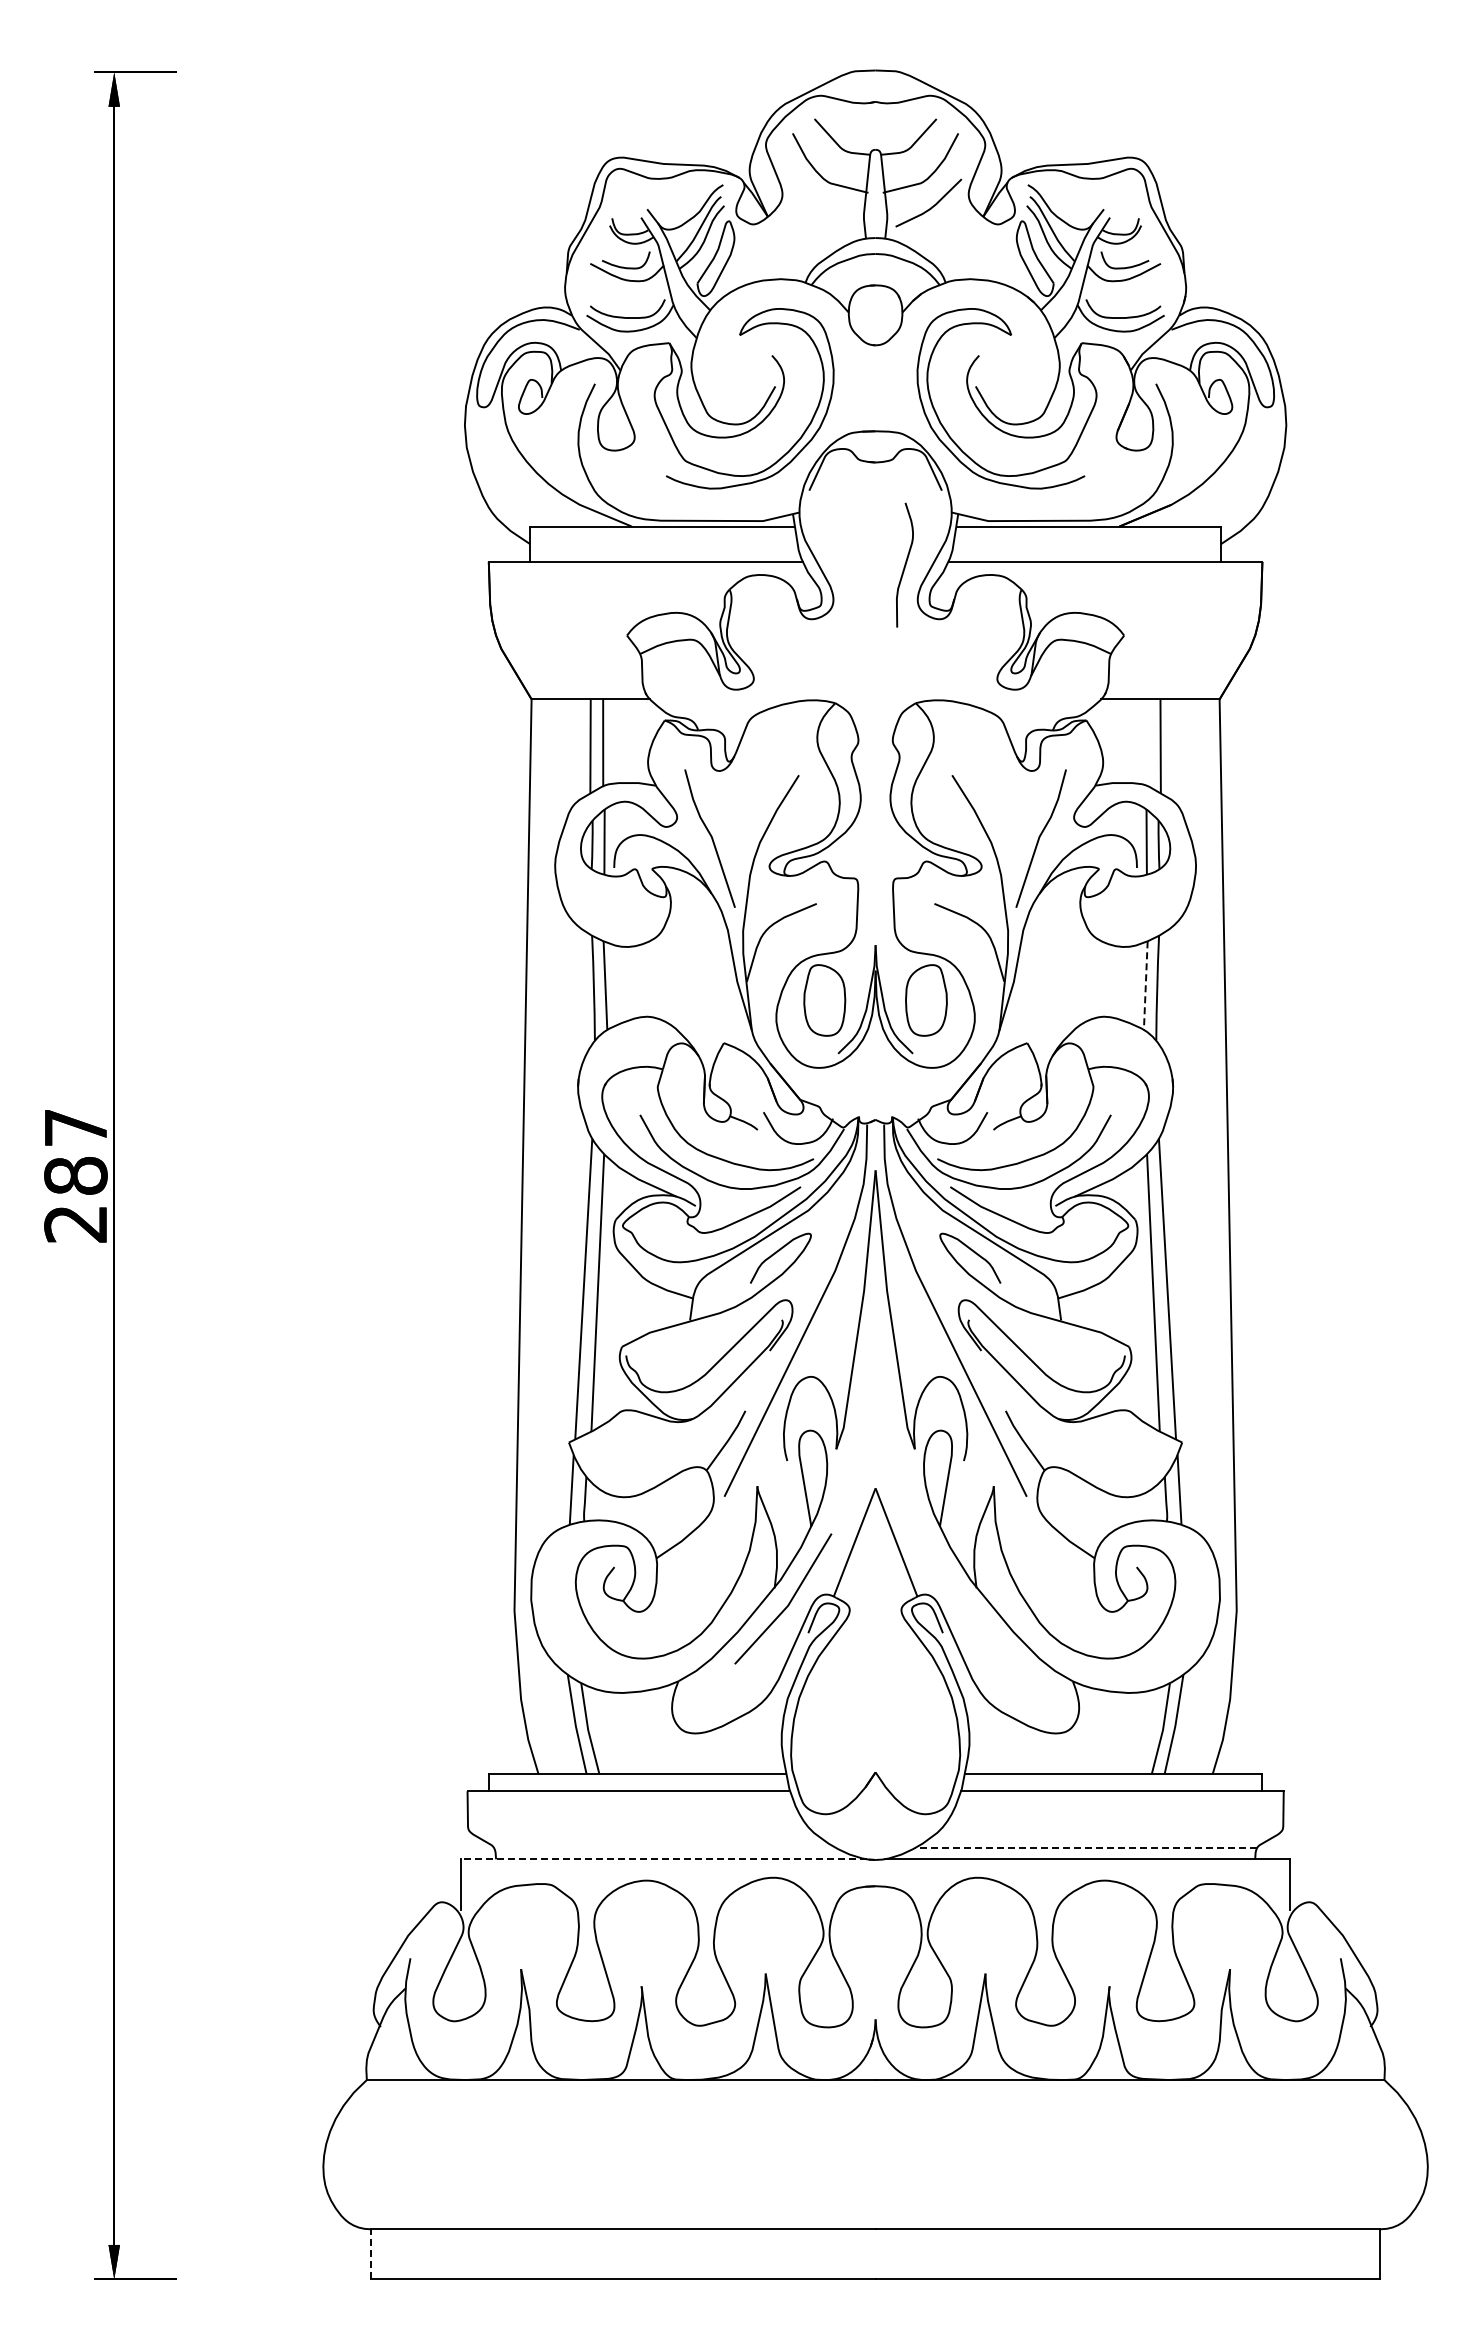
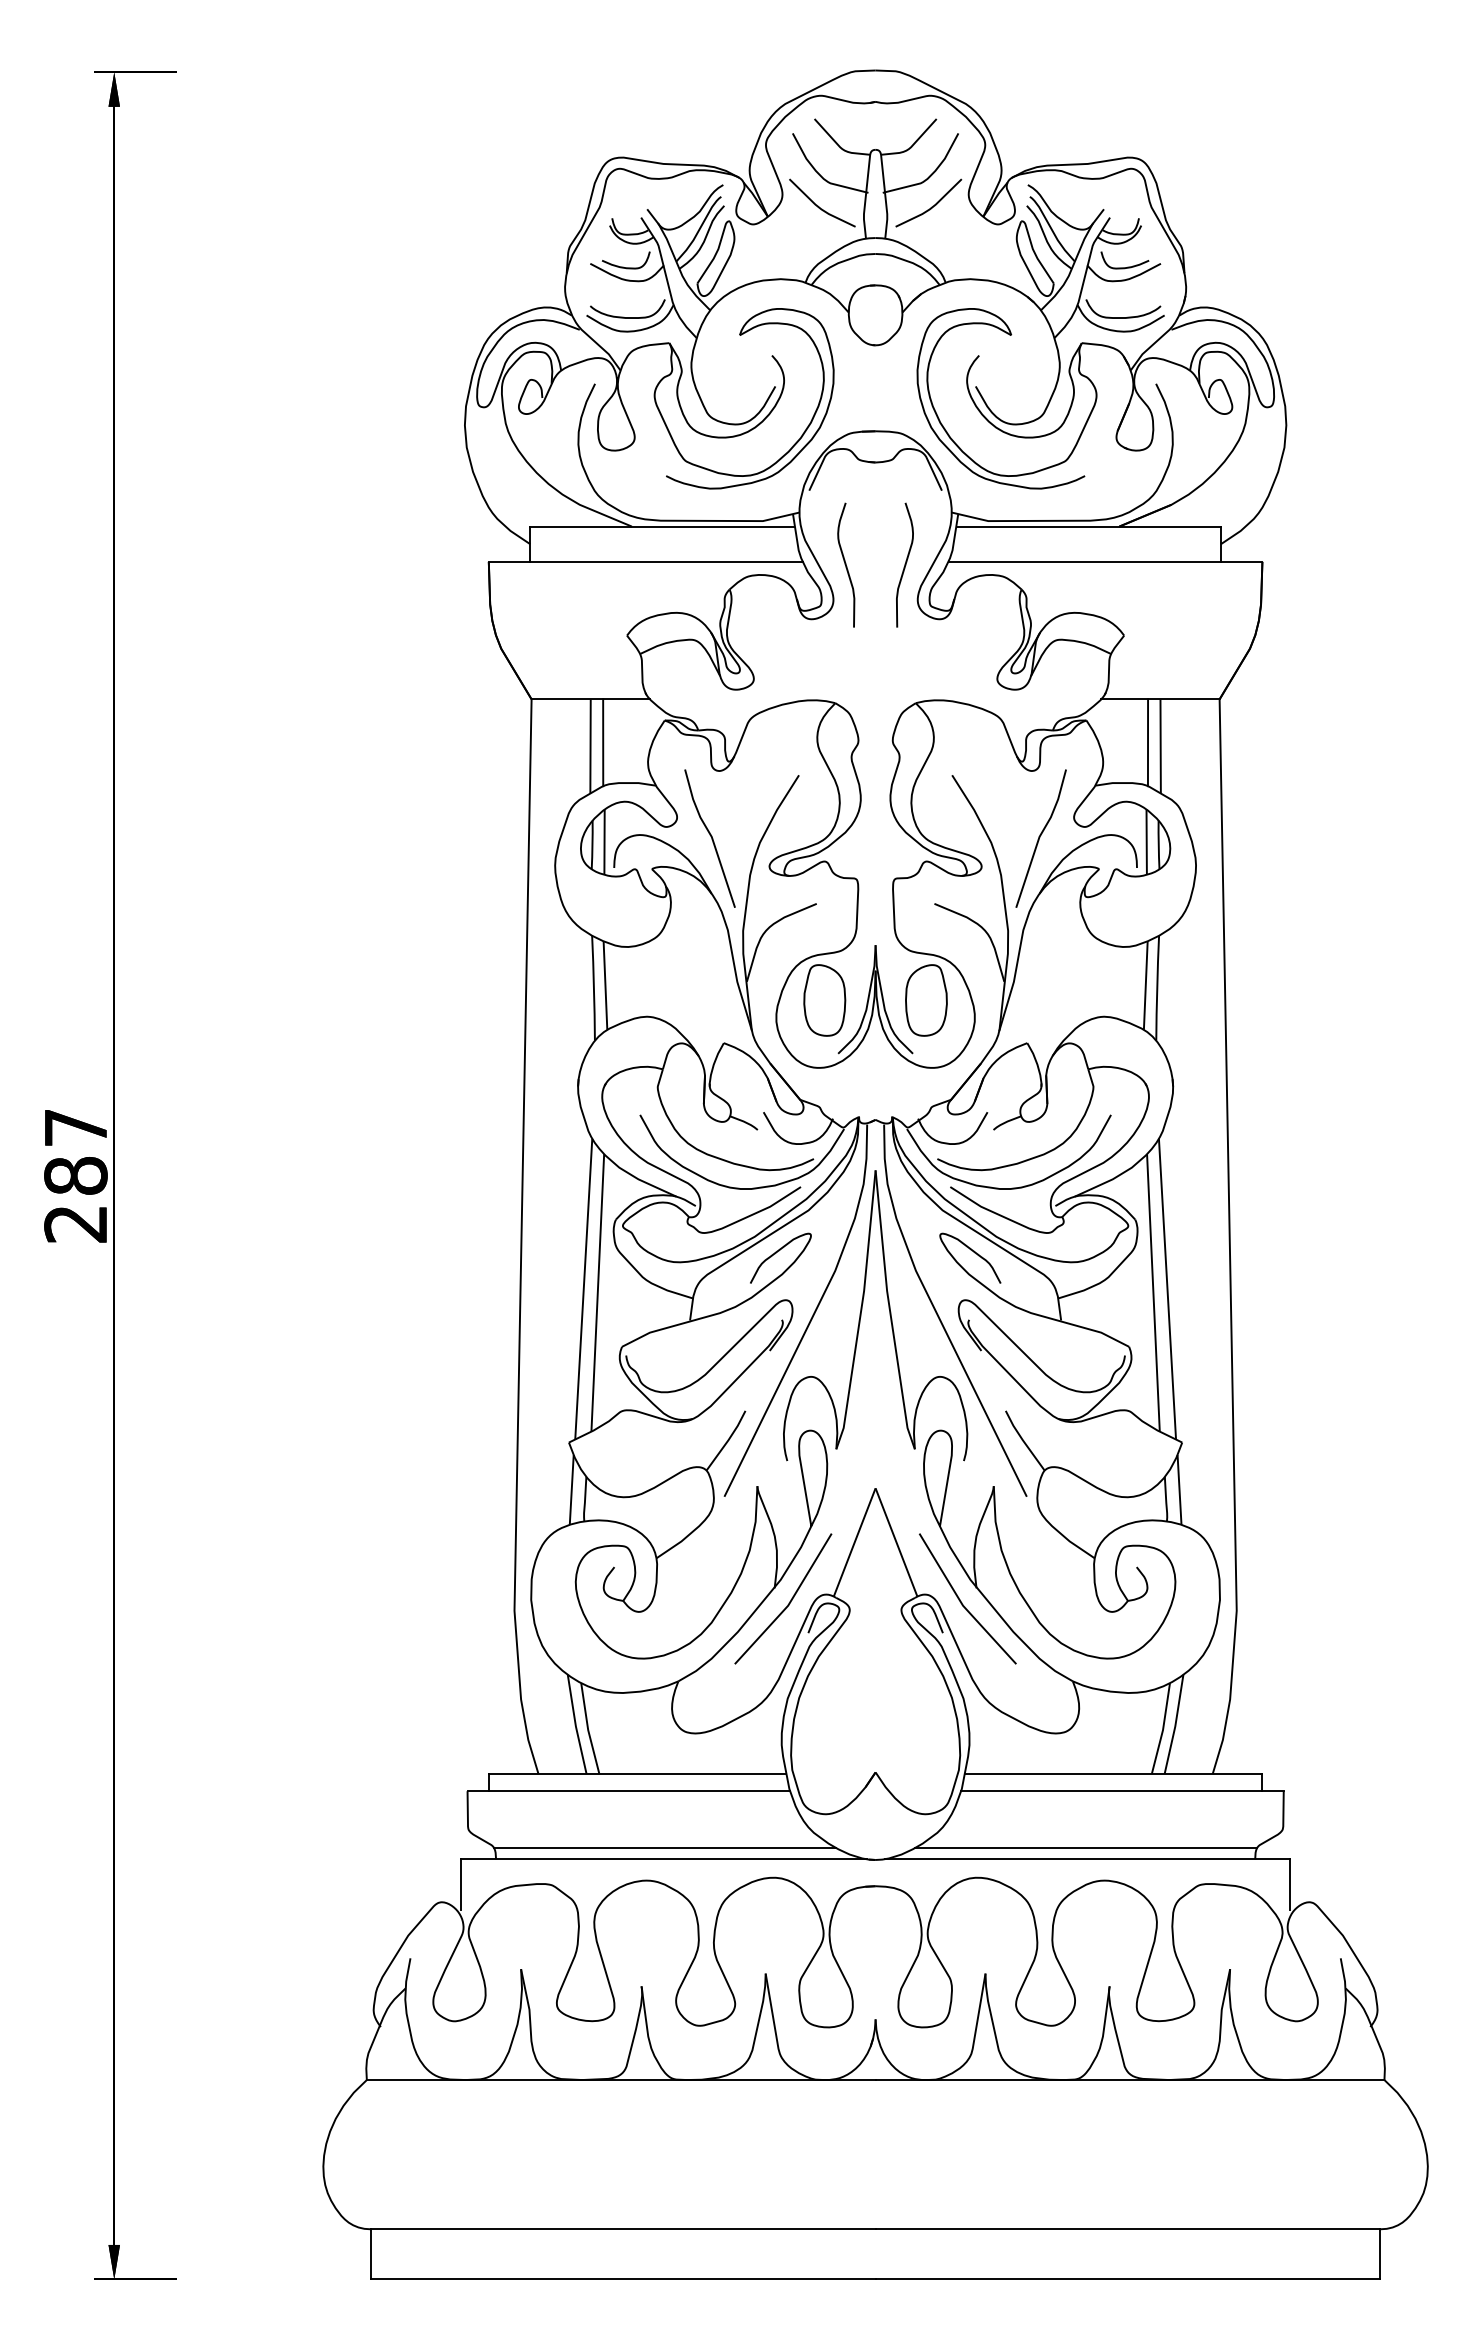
line: none -> present (818, 205)
curve: none -> present (846, 564)
line: none -> present (1147, 742)
line: dashed -> solid (1145, 986)
line: none -> present (962, 1602)
line: none -> present (664, 1847)
line: dashed -> solid (1086, 1847)
line: dashed -> solid (663, 1859)
line: dashed -> solid (371, 2253)
